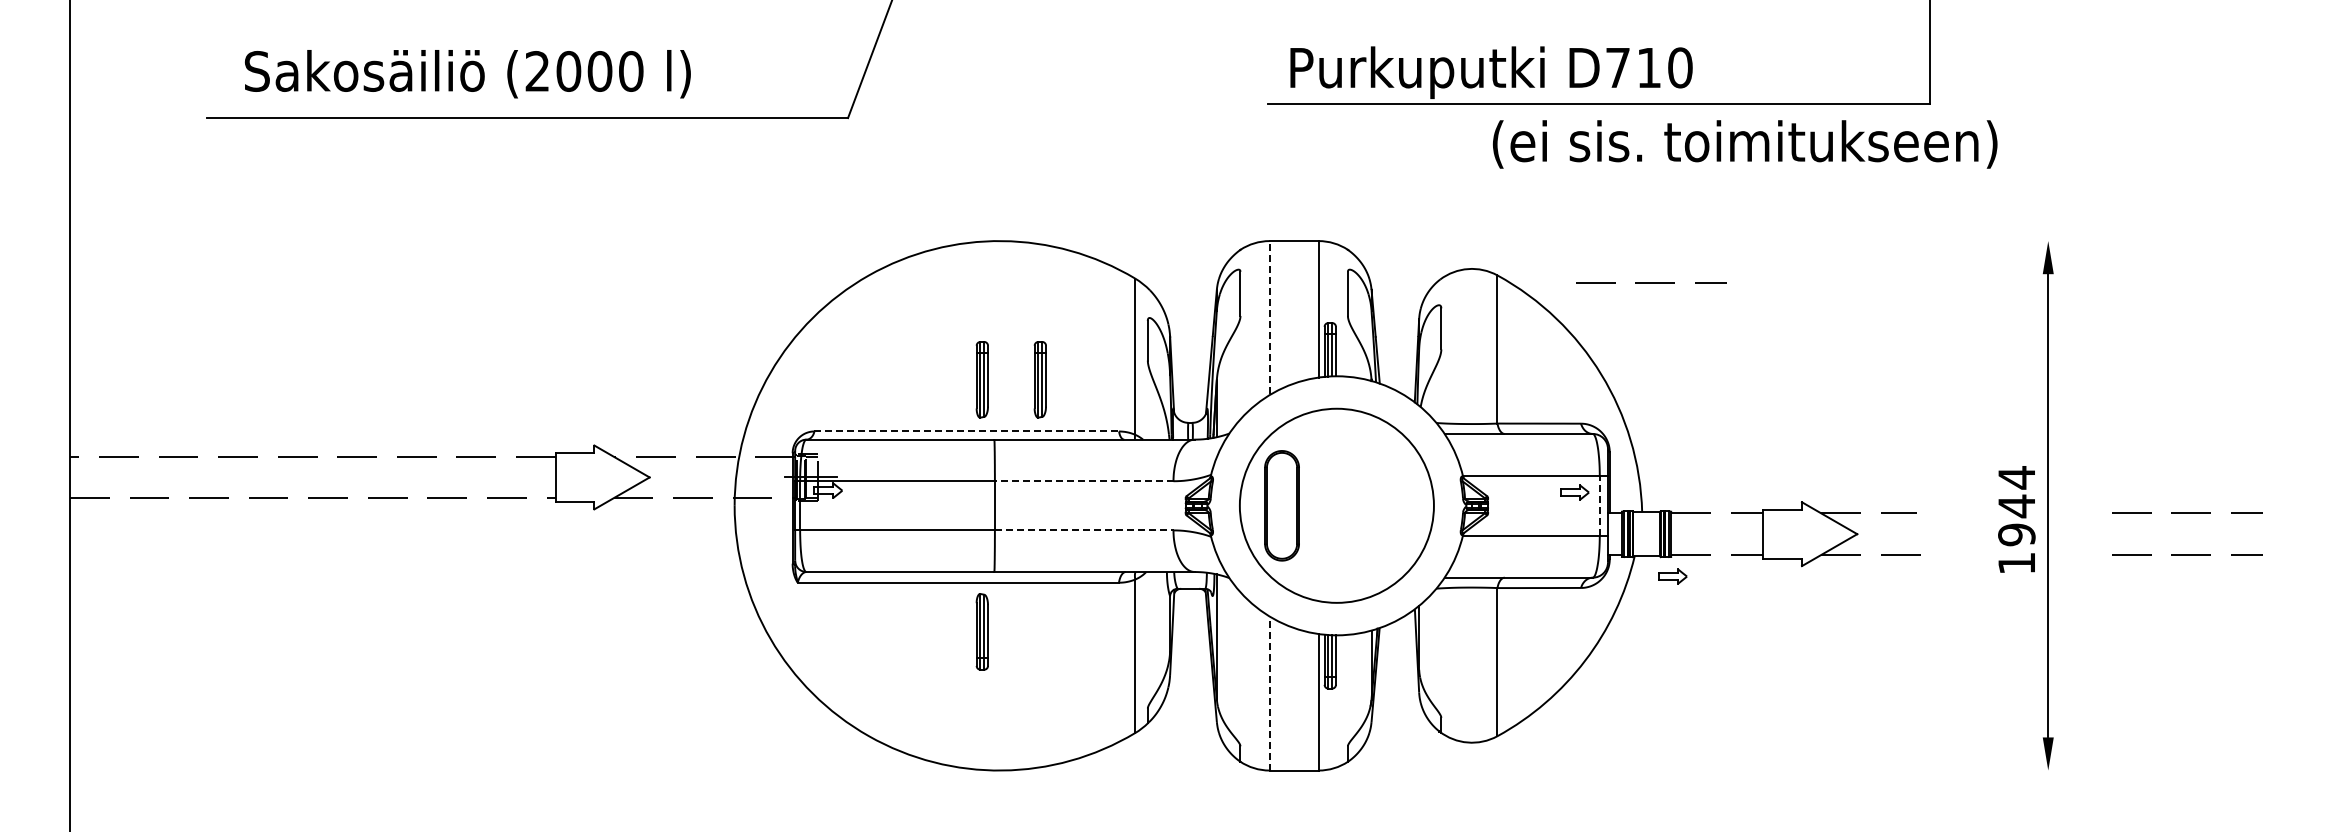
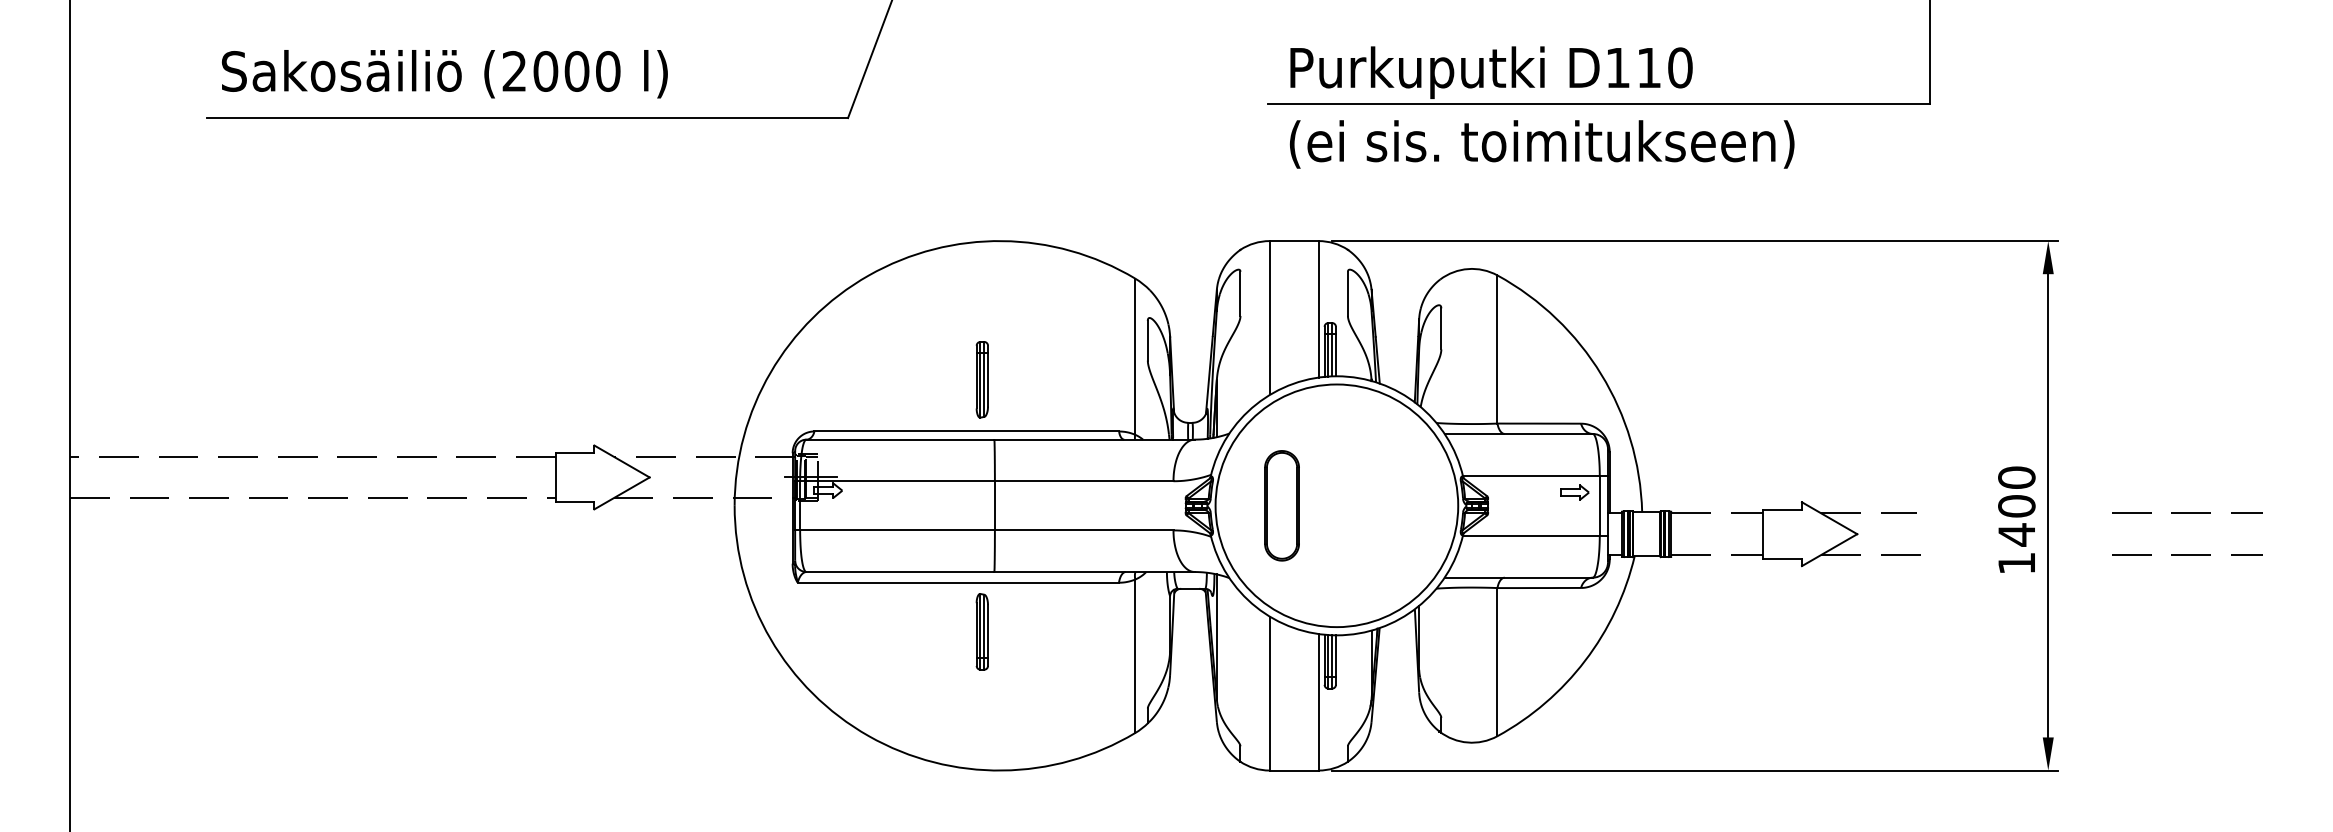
text: D710 -> D110 (1617, 67)
text position: (467, 74) -> (444, 74) (444, 74)
text position: (1744, 144) -> (1541, 144) (1541, 144)
line: none -> present (1695, 241)
line: present -> none (1651, 282)
line: dashed -> solid (1269, 317)
part: present -> none (1039, 379)
line: dashed -> solid (967, 431)
line: dashed -> solid (1083, 481)
circle diameter: 194 px -> 243 px (1336, 505)
line: dashed -> solid (1599, 505)
text: 1944 -> 1400 (2016, 506)
line: dashed -> solid (1084, 530)
part: present -> none (1672, 576)
line: dashed -> solid (1269, 693)
line: none -> present (1695, 770)
